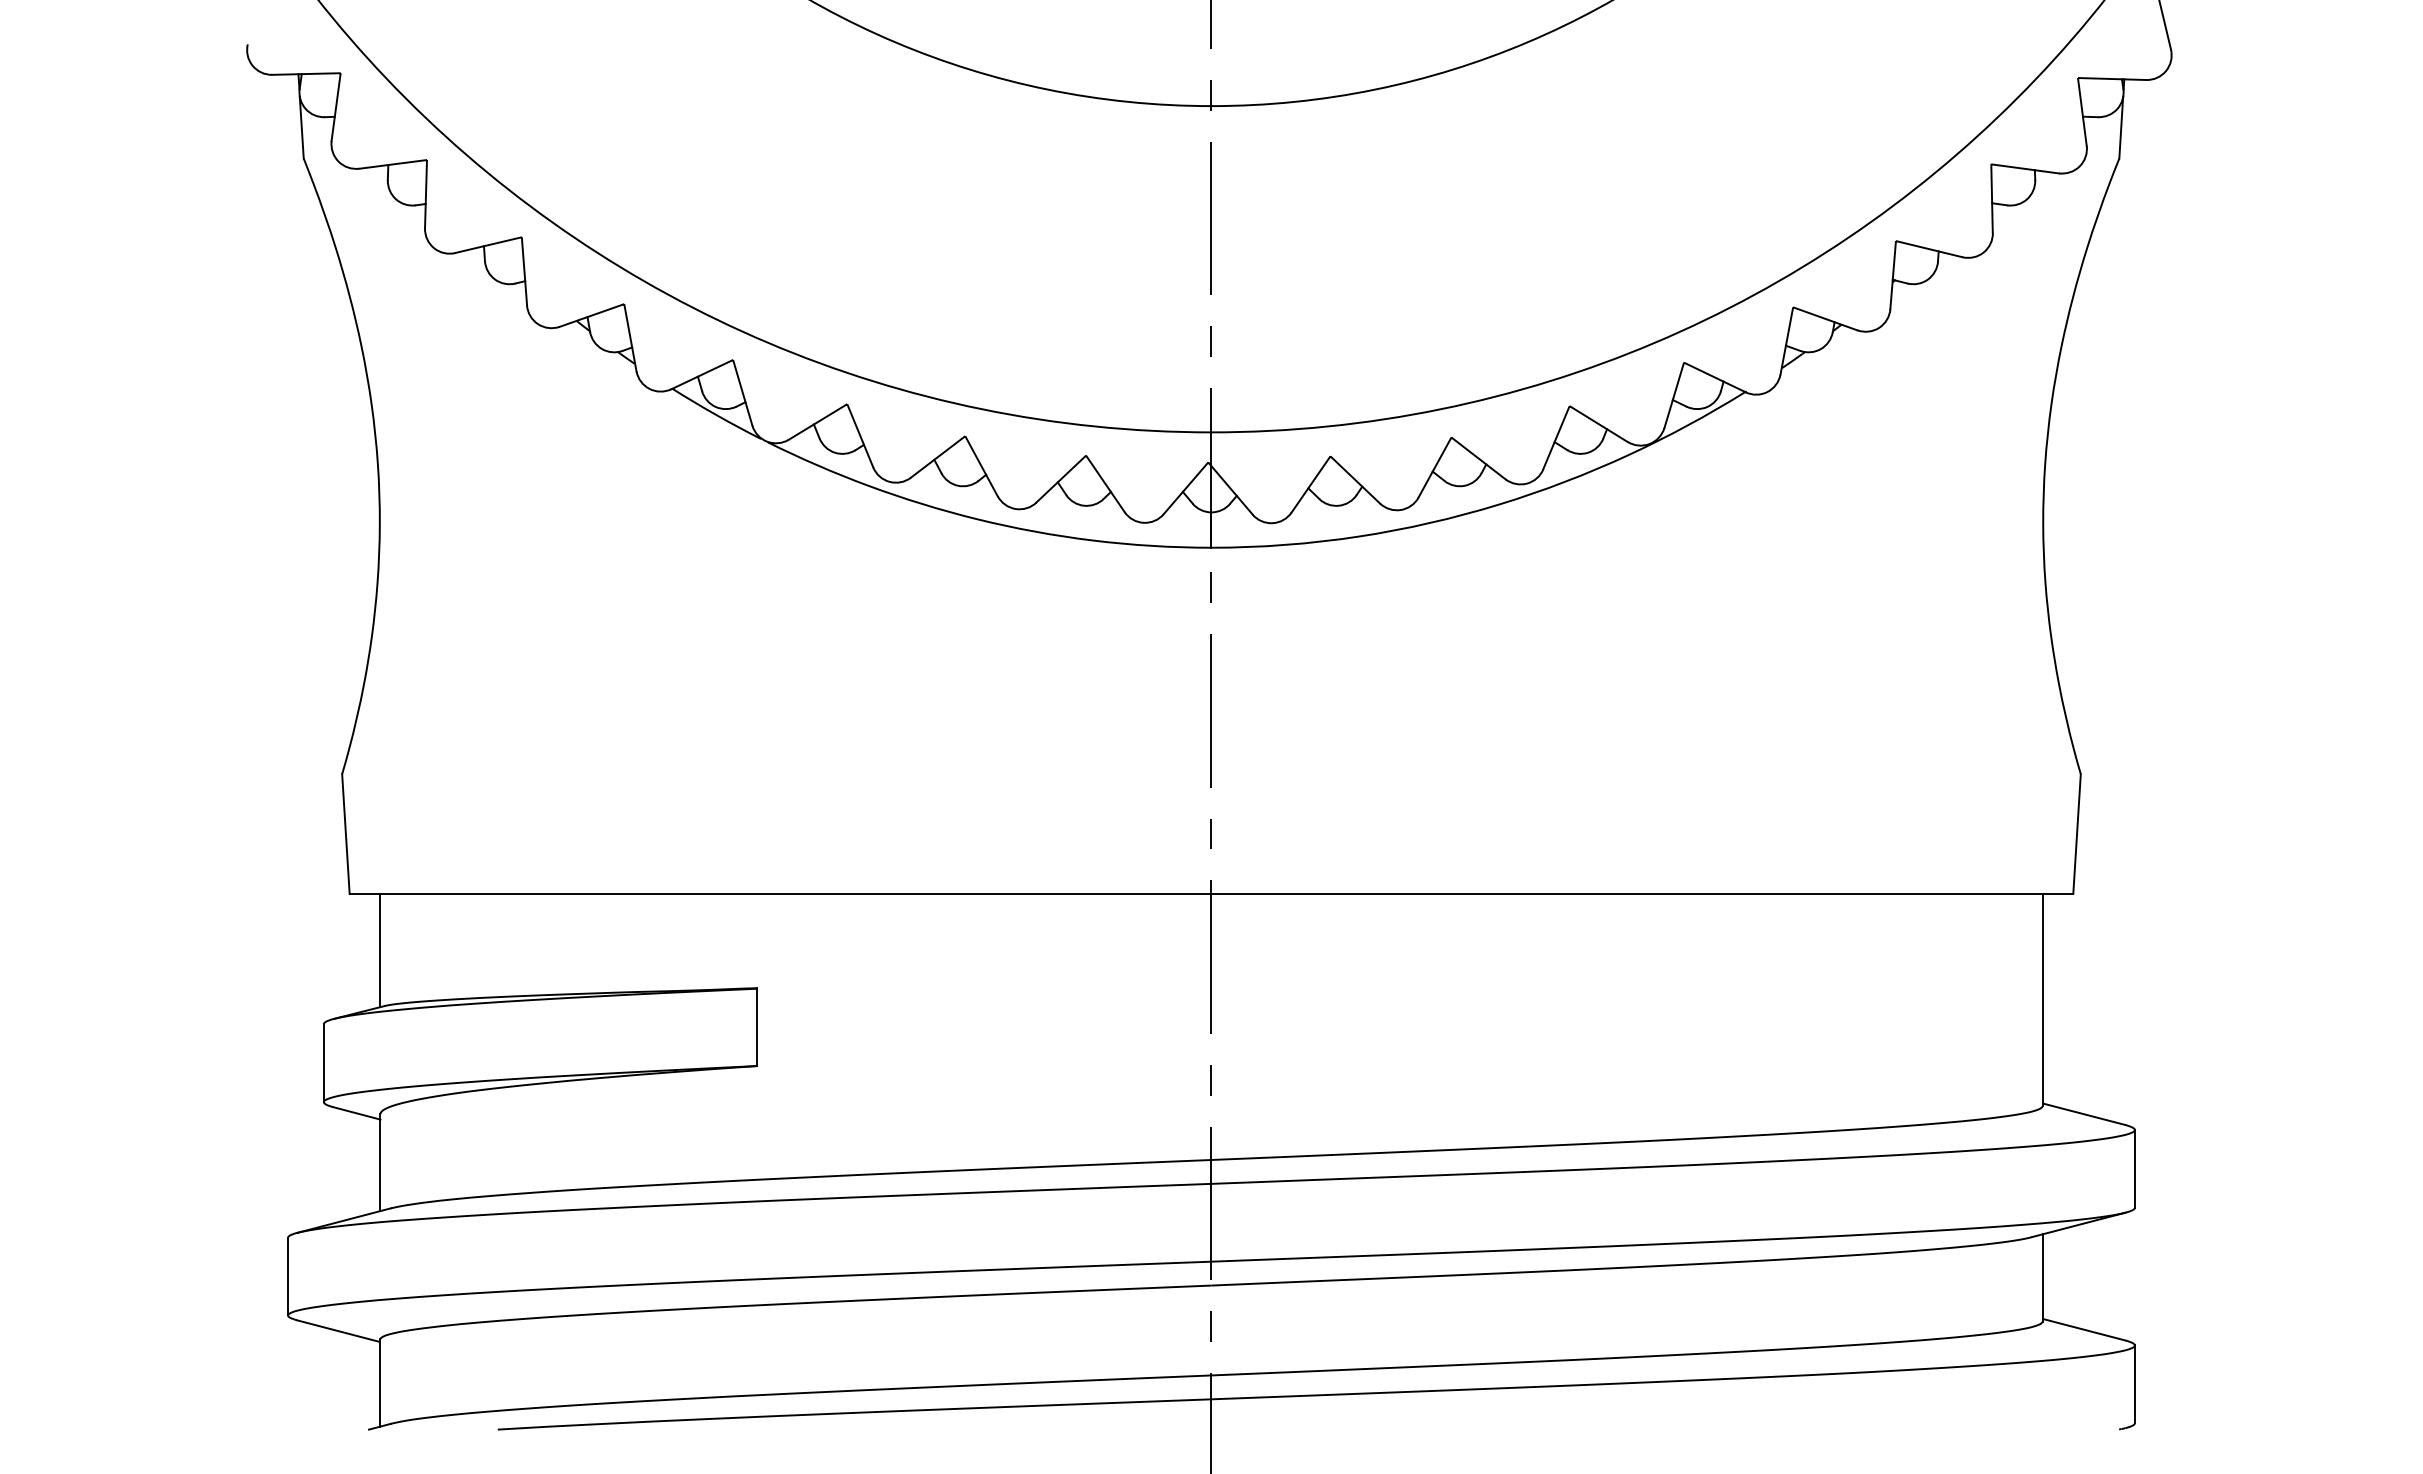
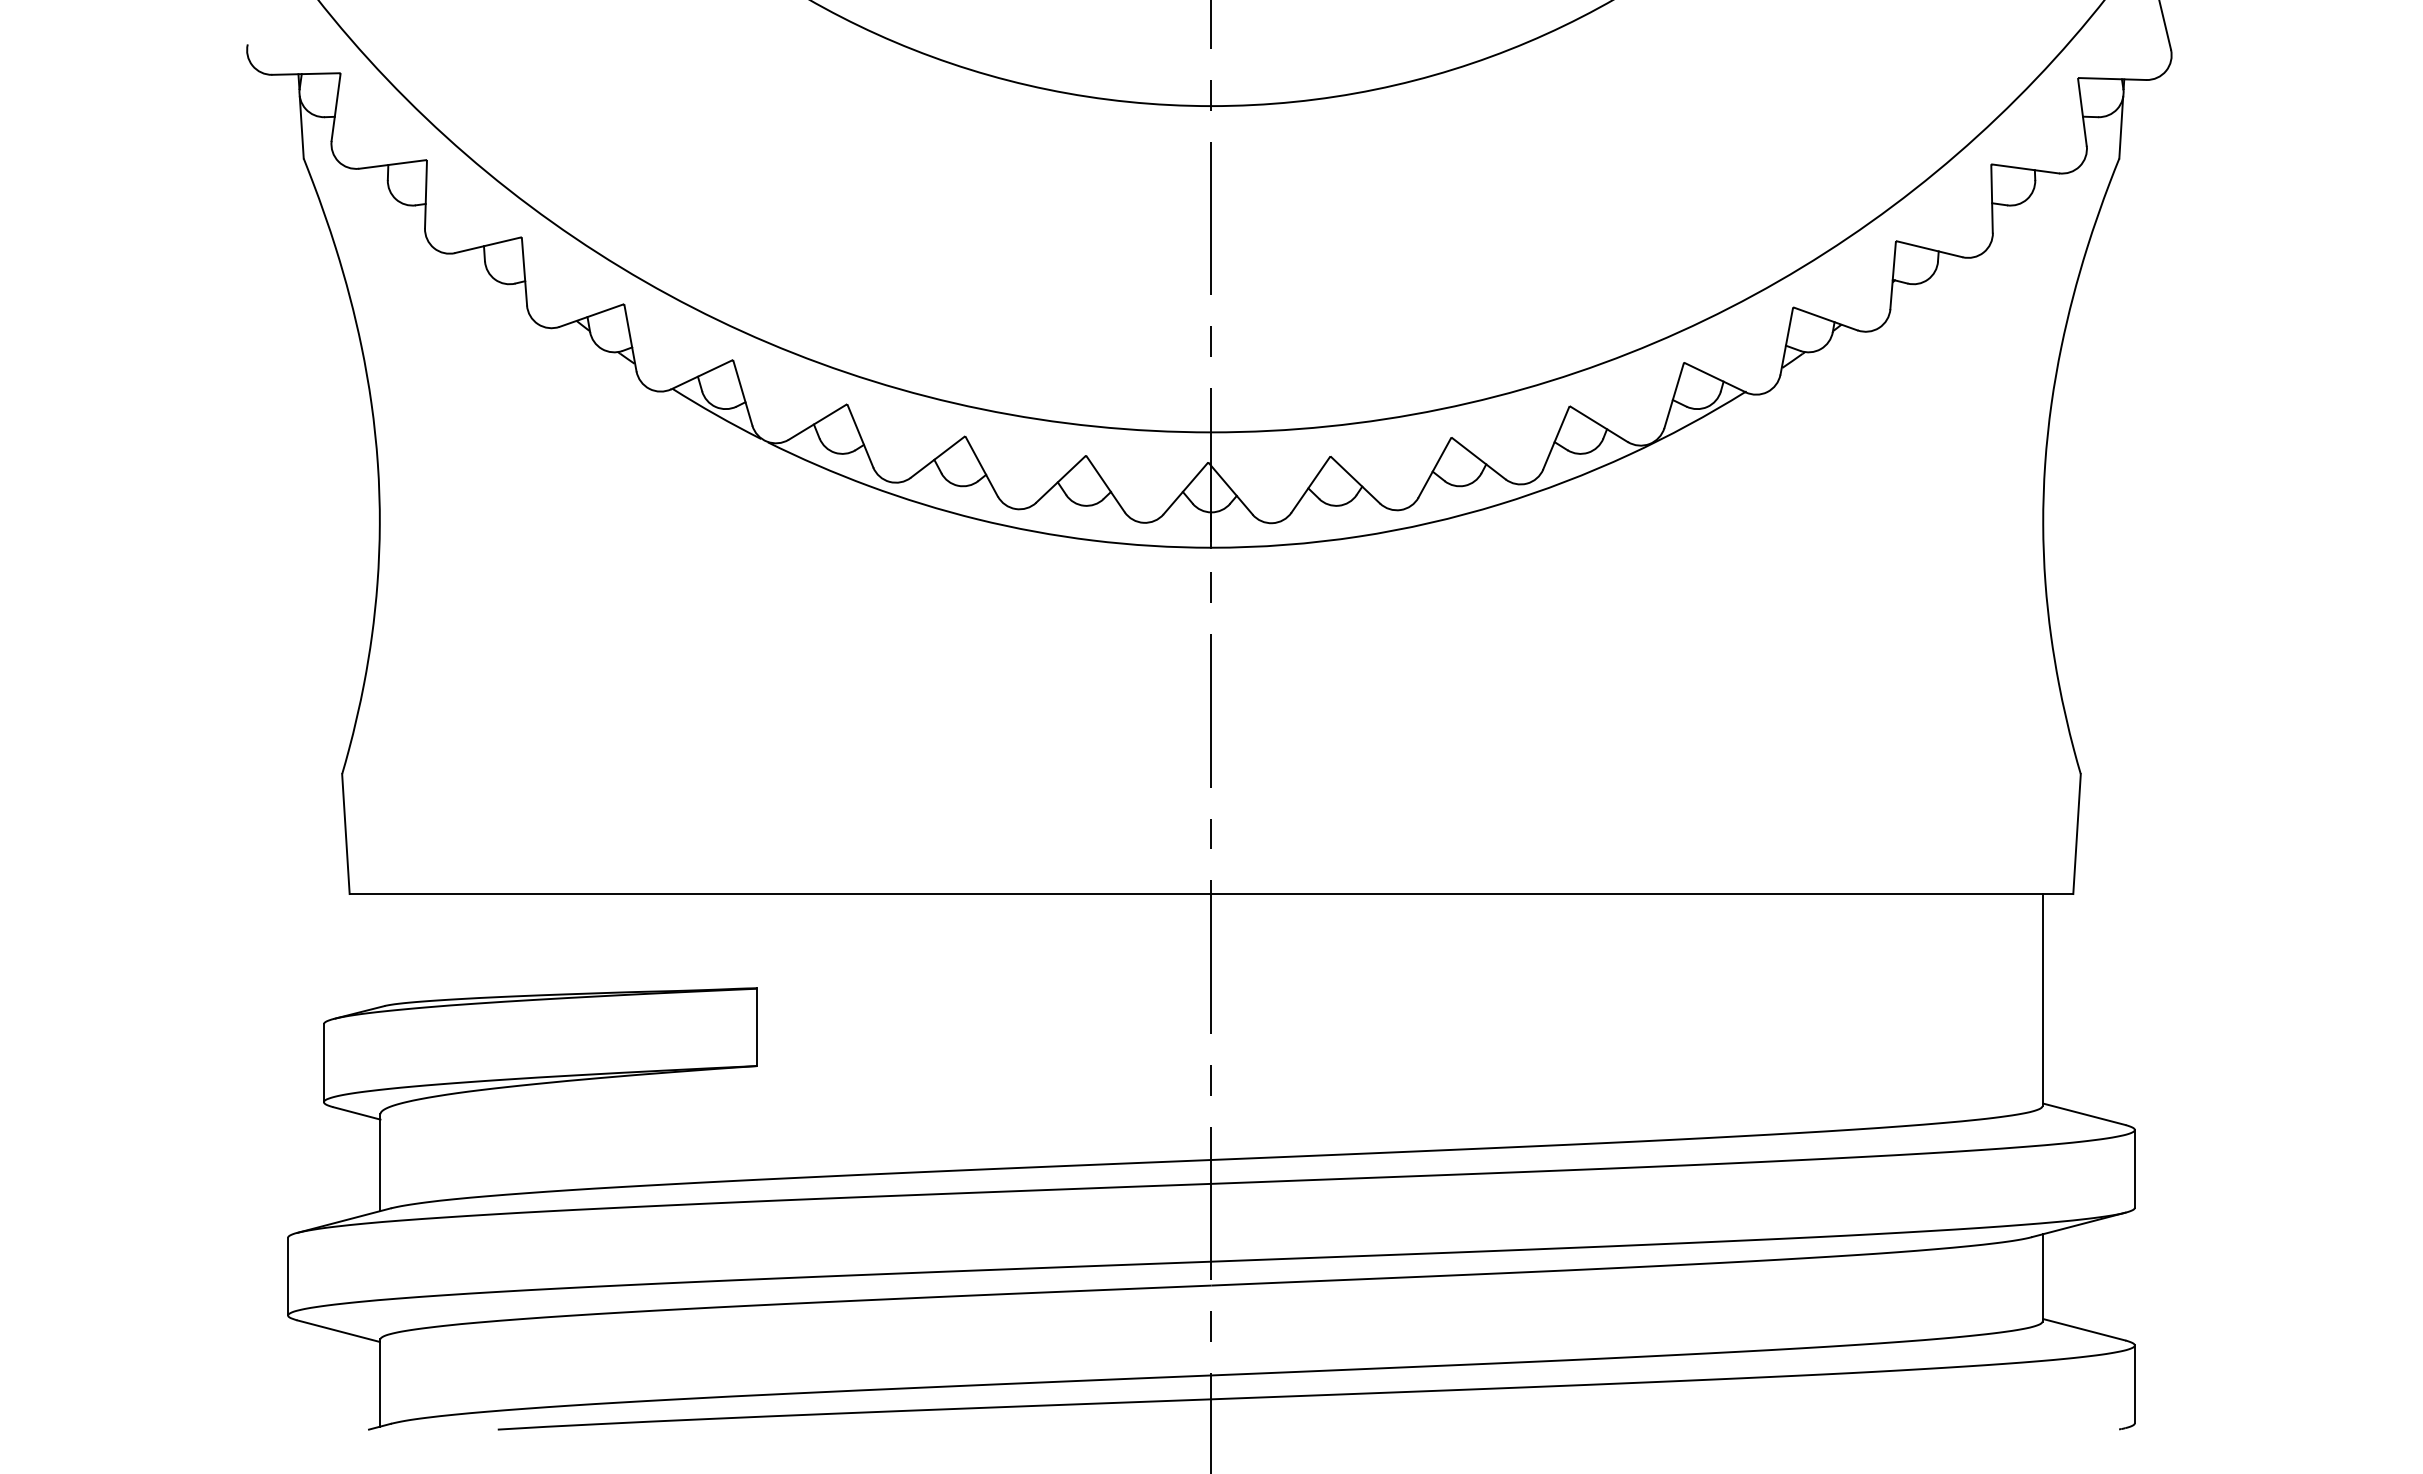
line: present -> none (380, 950)
